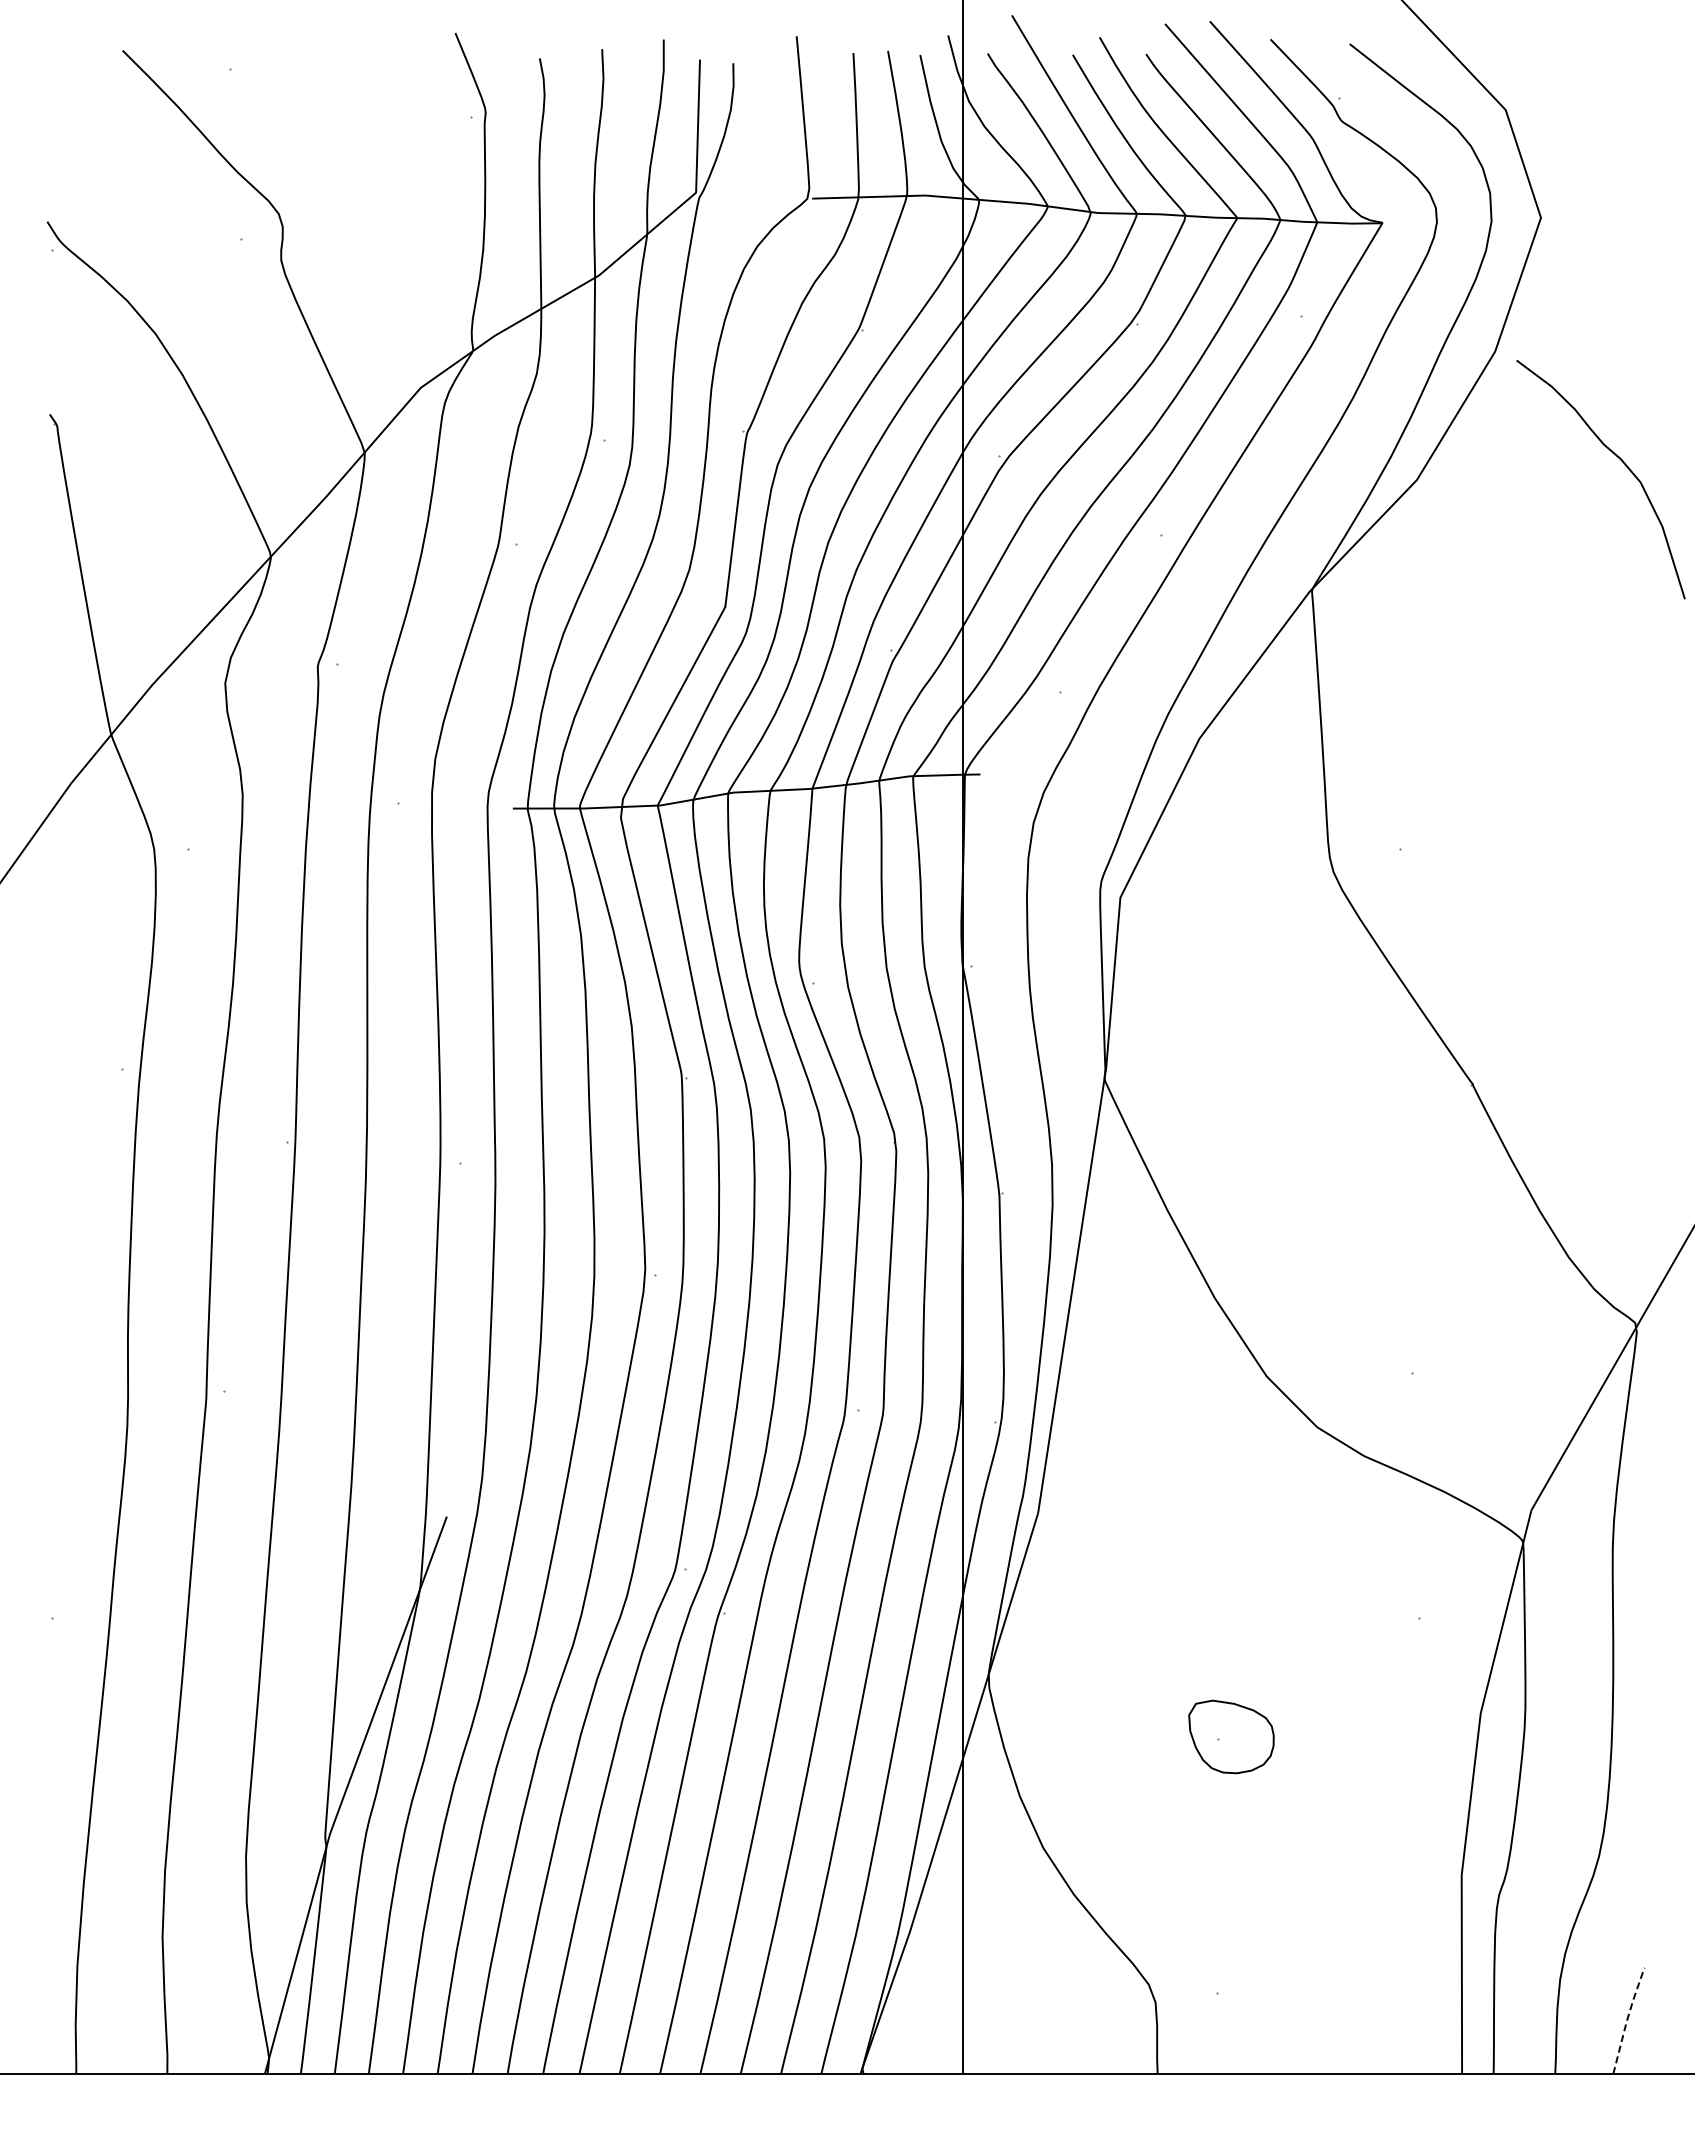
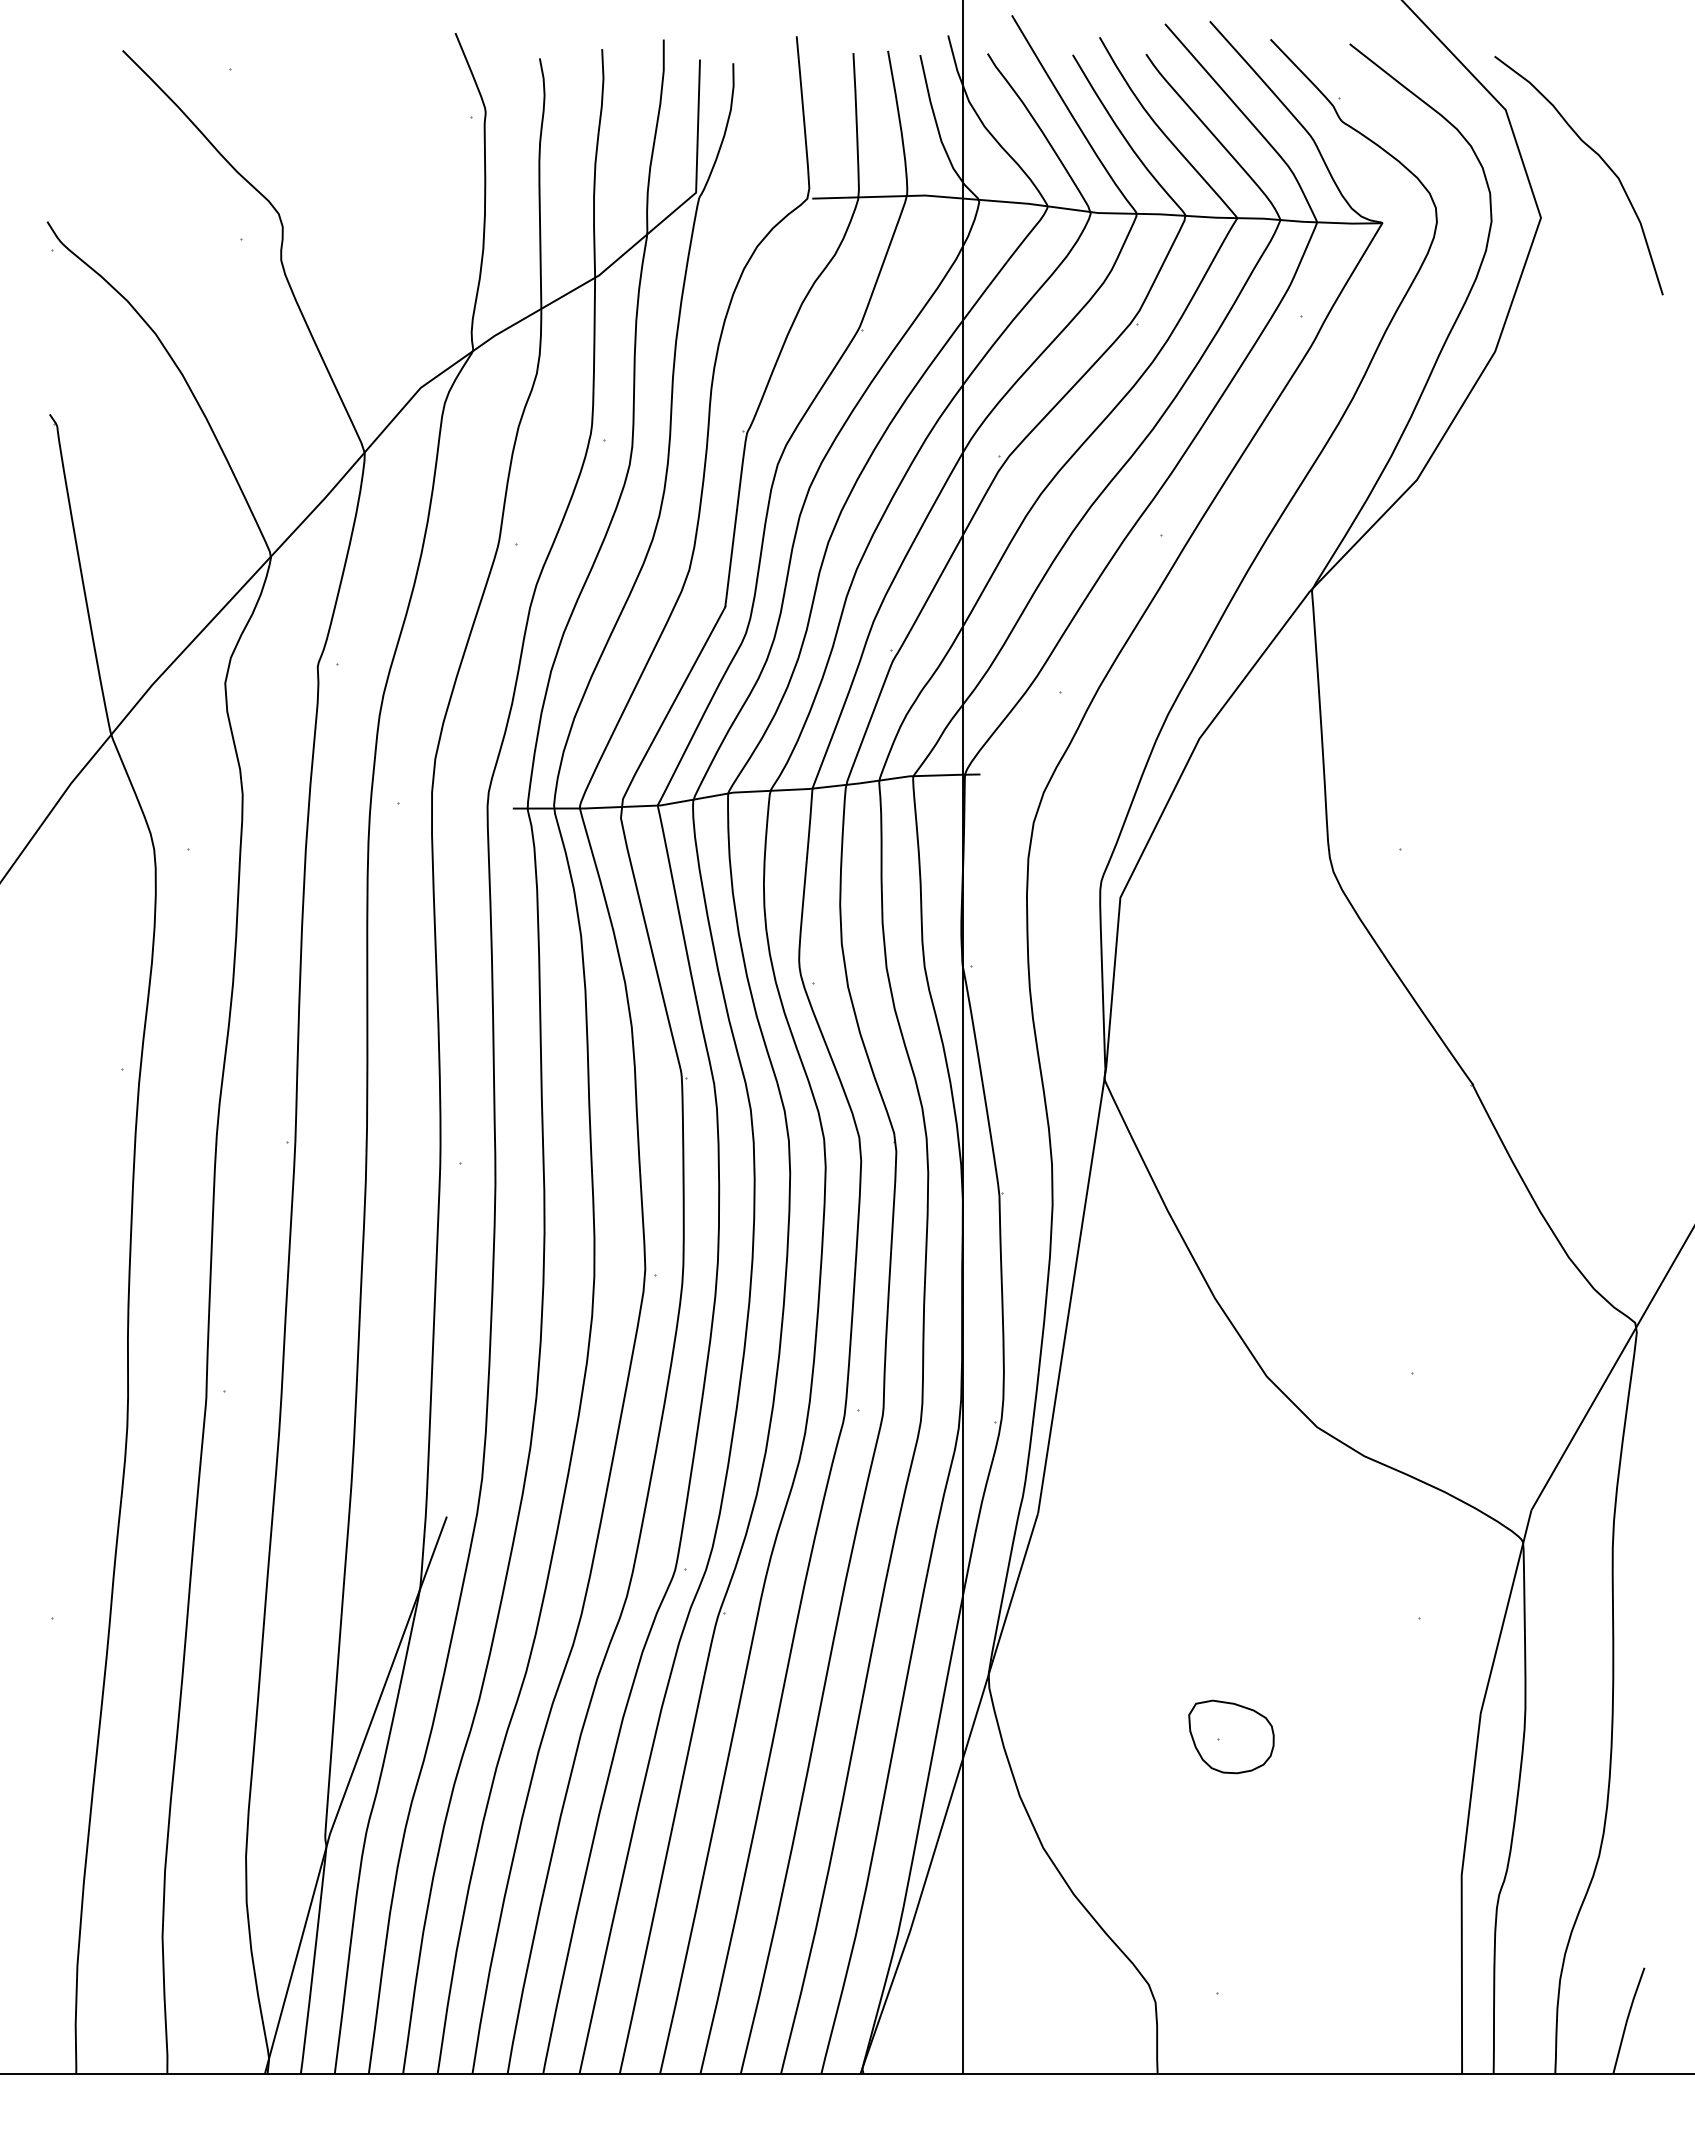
curve position: (1619, 459) -> (1597, 155) (1597, 155)
line: dashed -> solid (1627, 2020)
